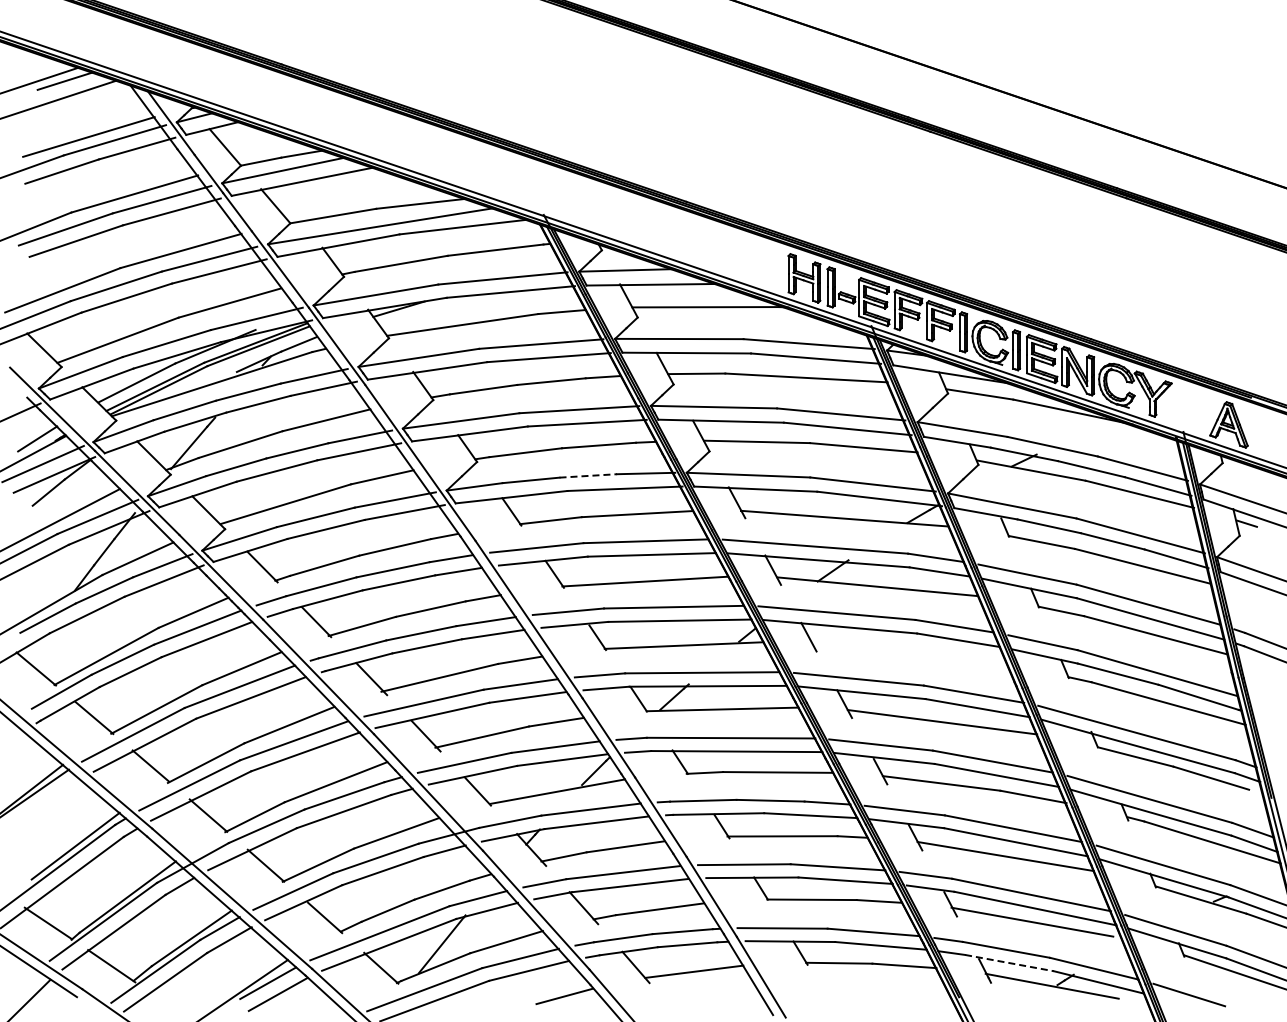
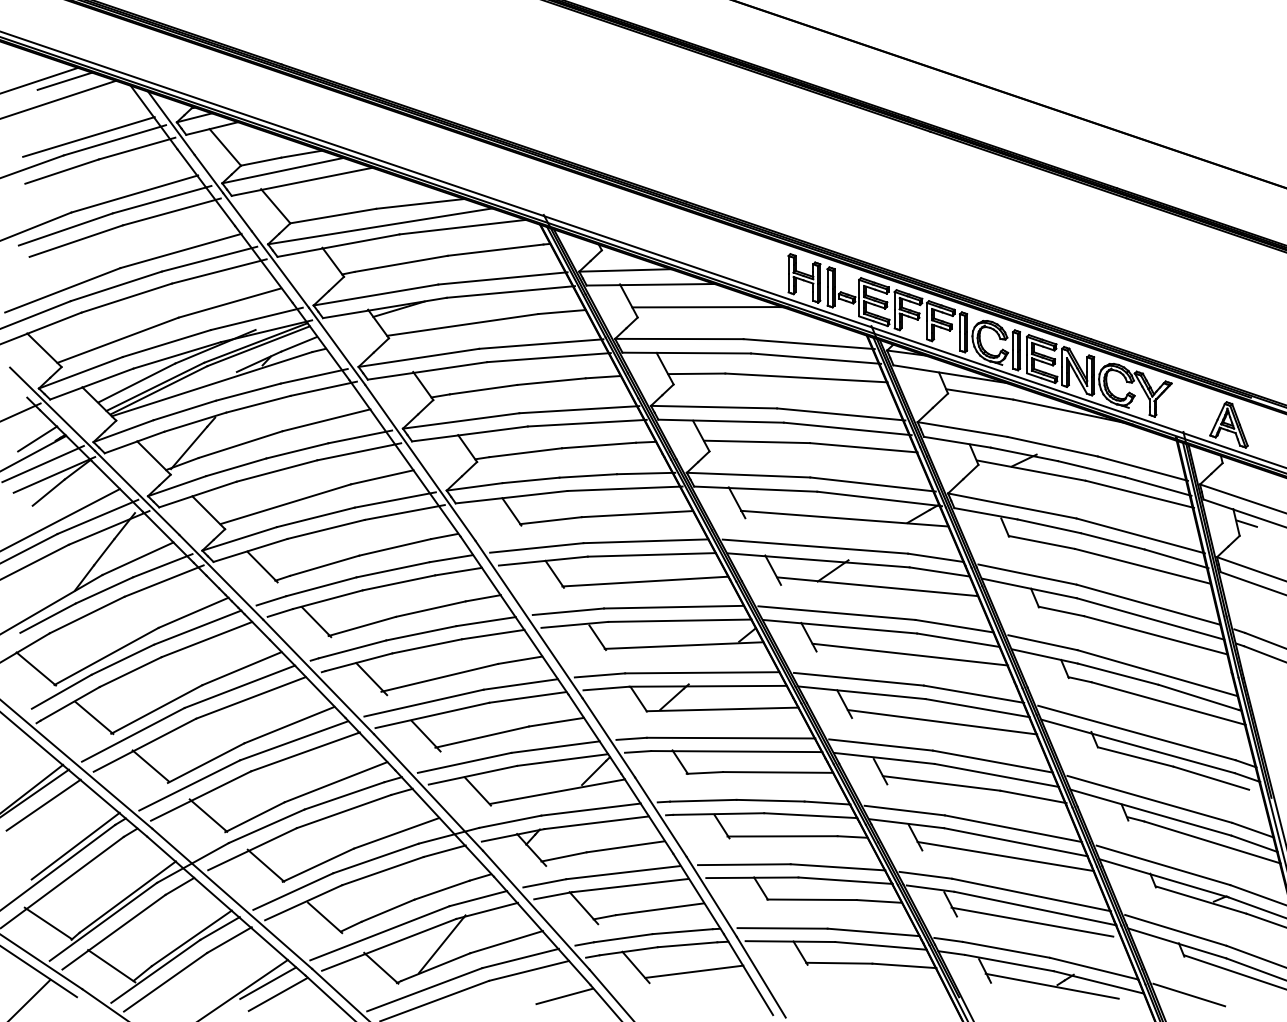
line: dashed -> solid (588, 475)
line: none -> present (910, 654)
line: none -> present (43, 804)
line: dashed -> solid (1009, 963)
